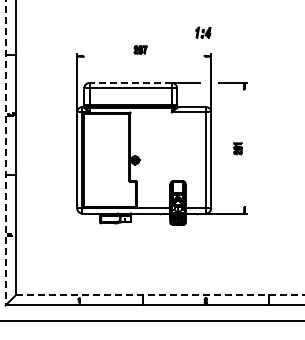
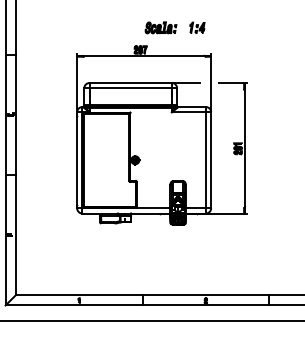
part: none -> present (160, 27)
part position: (203, 32) -> (197, 27) (197, 27)
line: none -> present (143, 56)
line: dashed -> solid (130, 83)
line: none -> present (244, 148)
line: dashed -> solid (5, 153)
line: dashed -> solid (160, 295)
